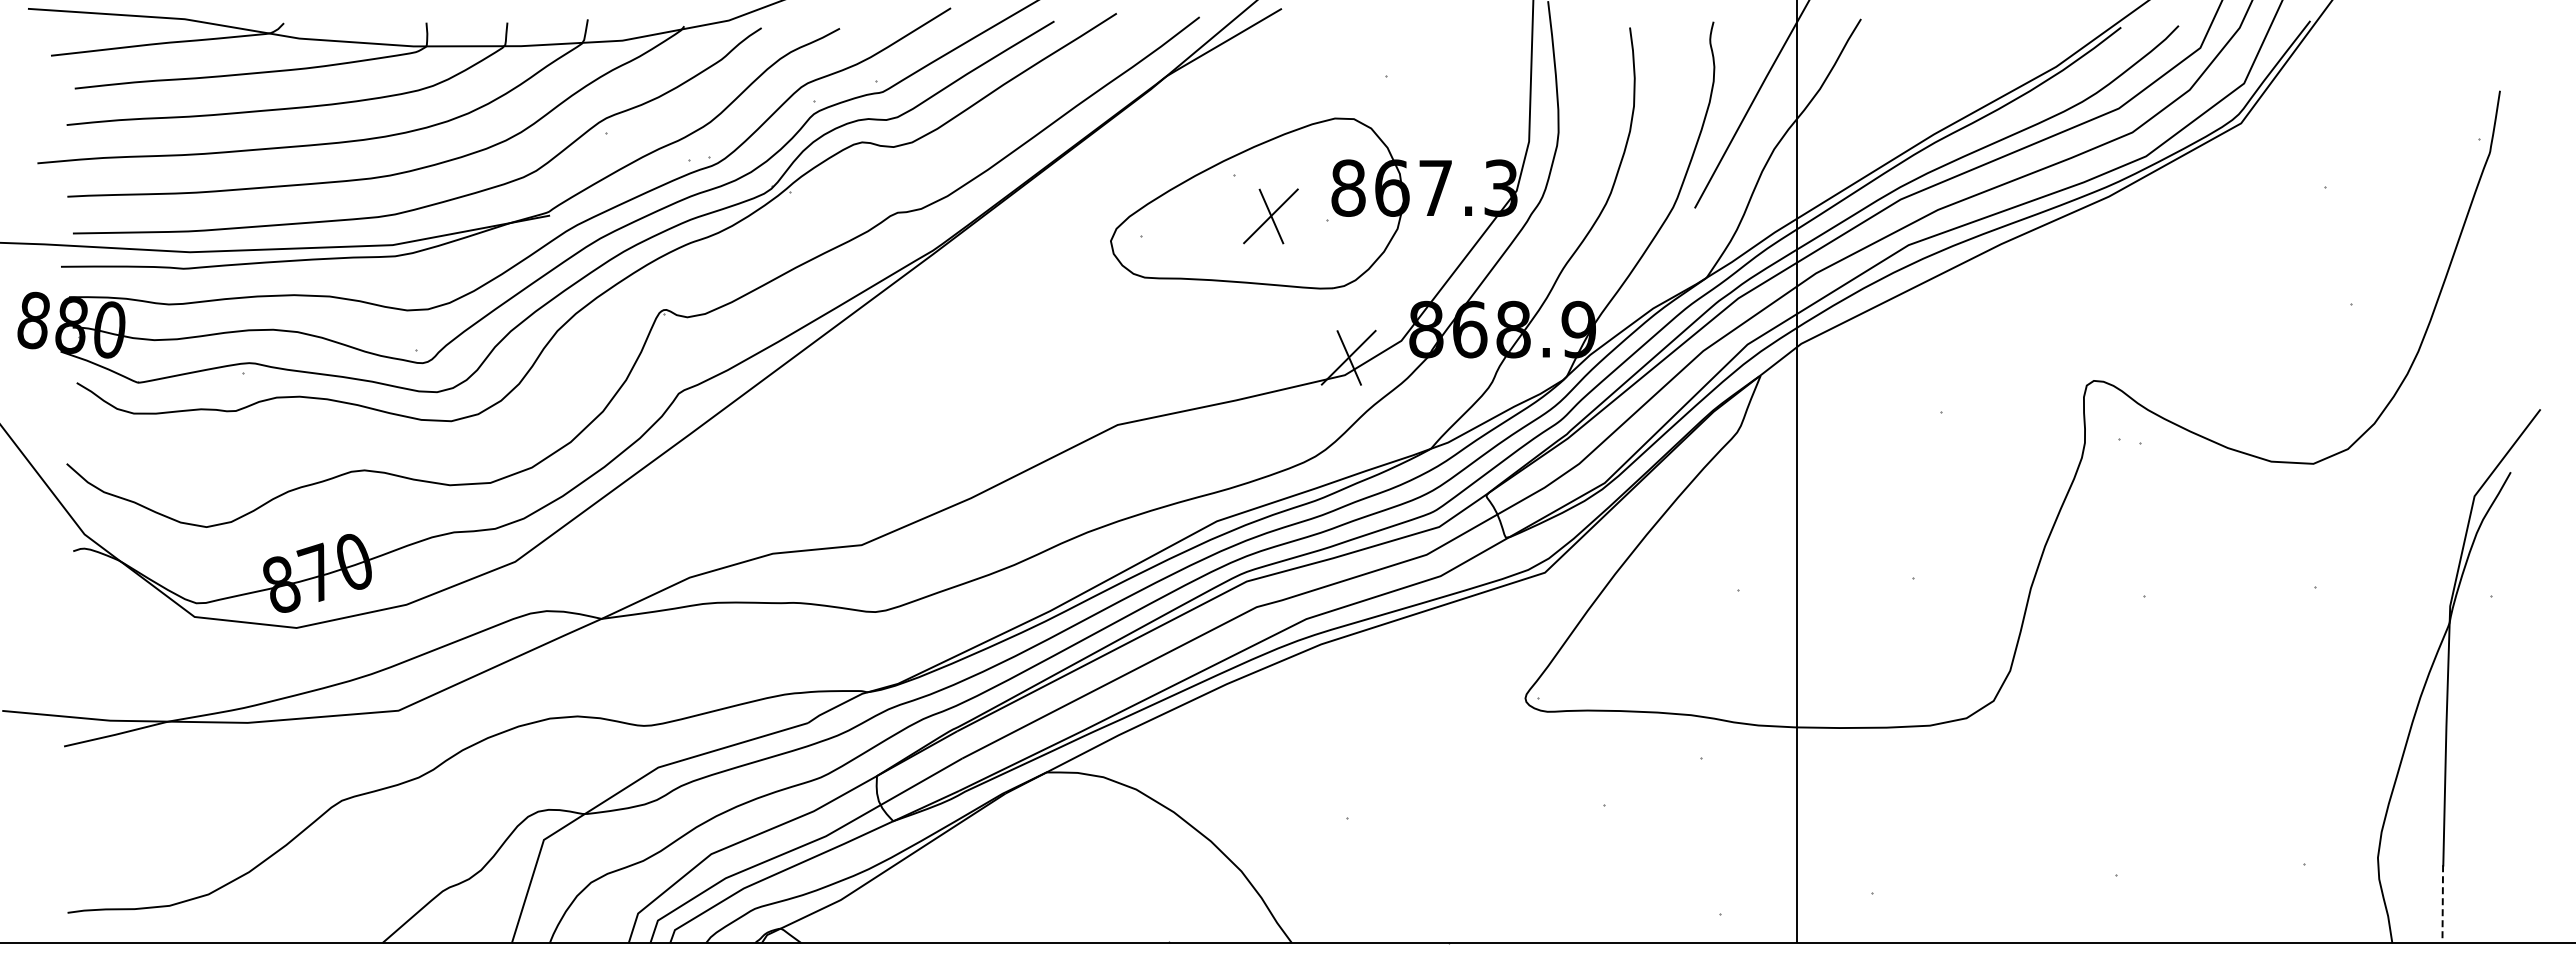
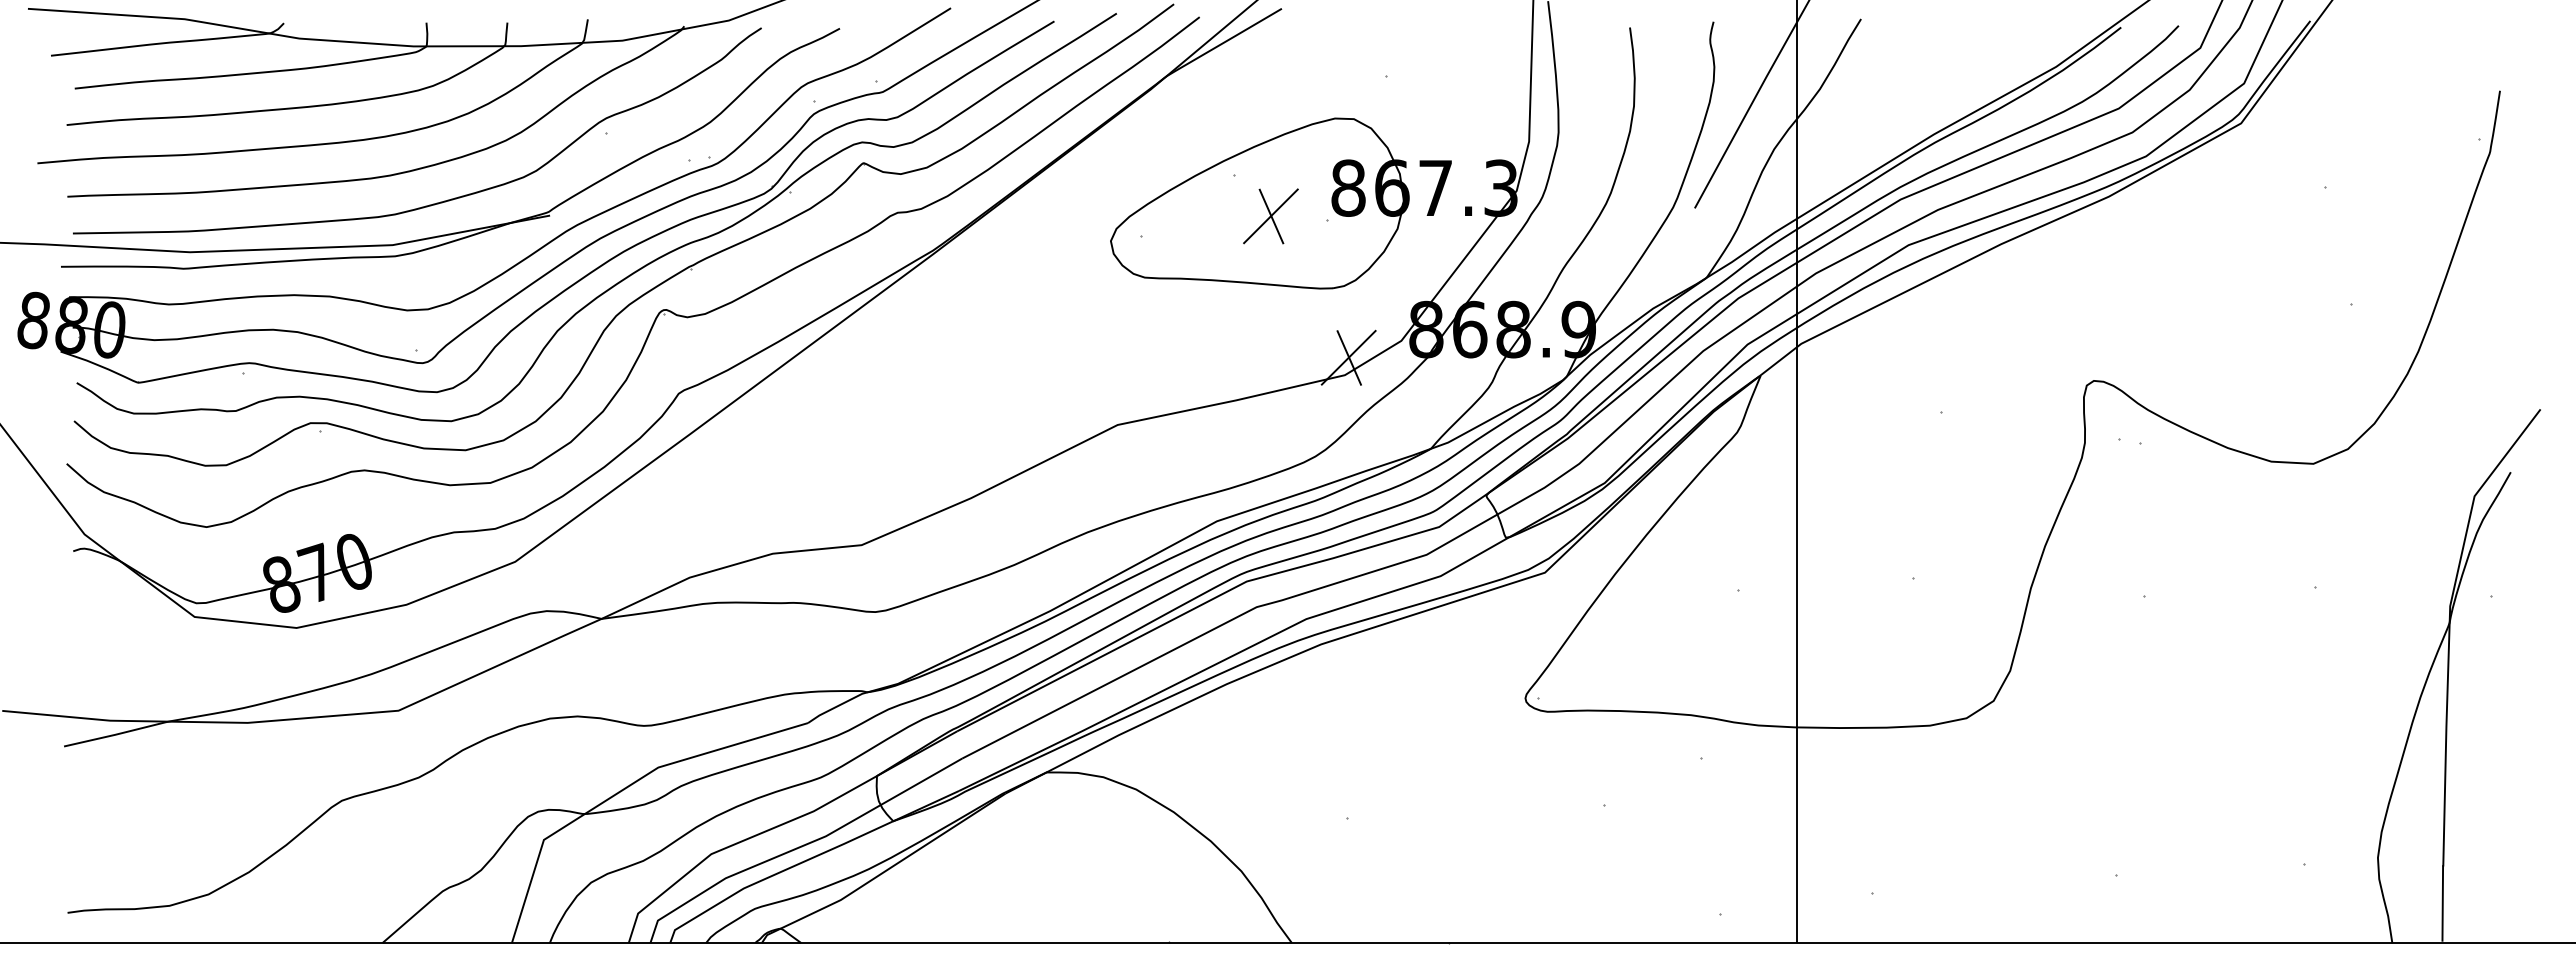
part: none -> present (654, 286)
line: dashed -> solid (2442, 903)
